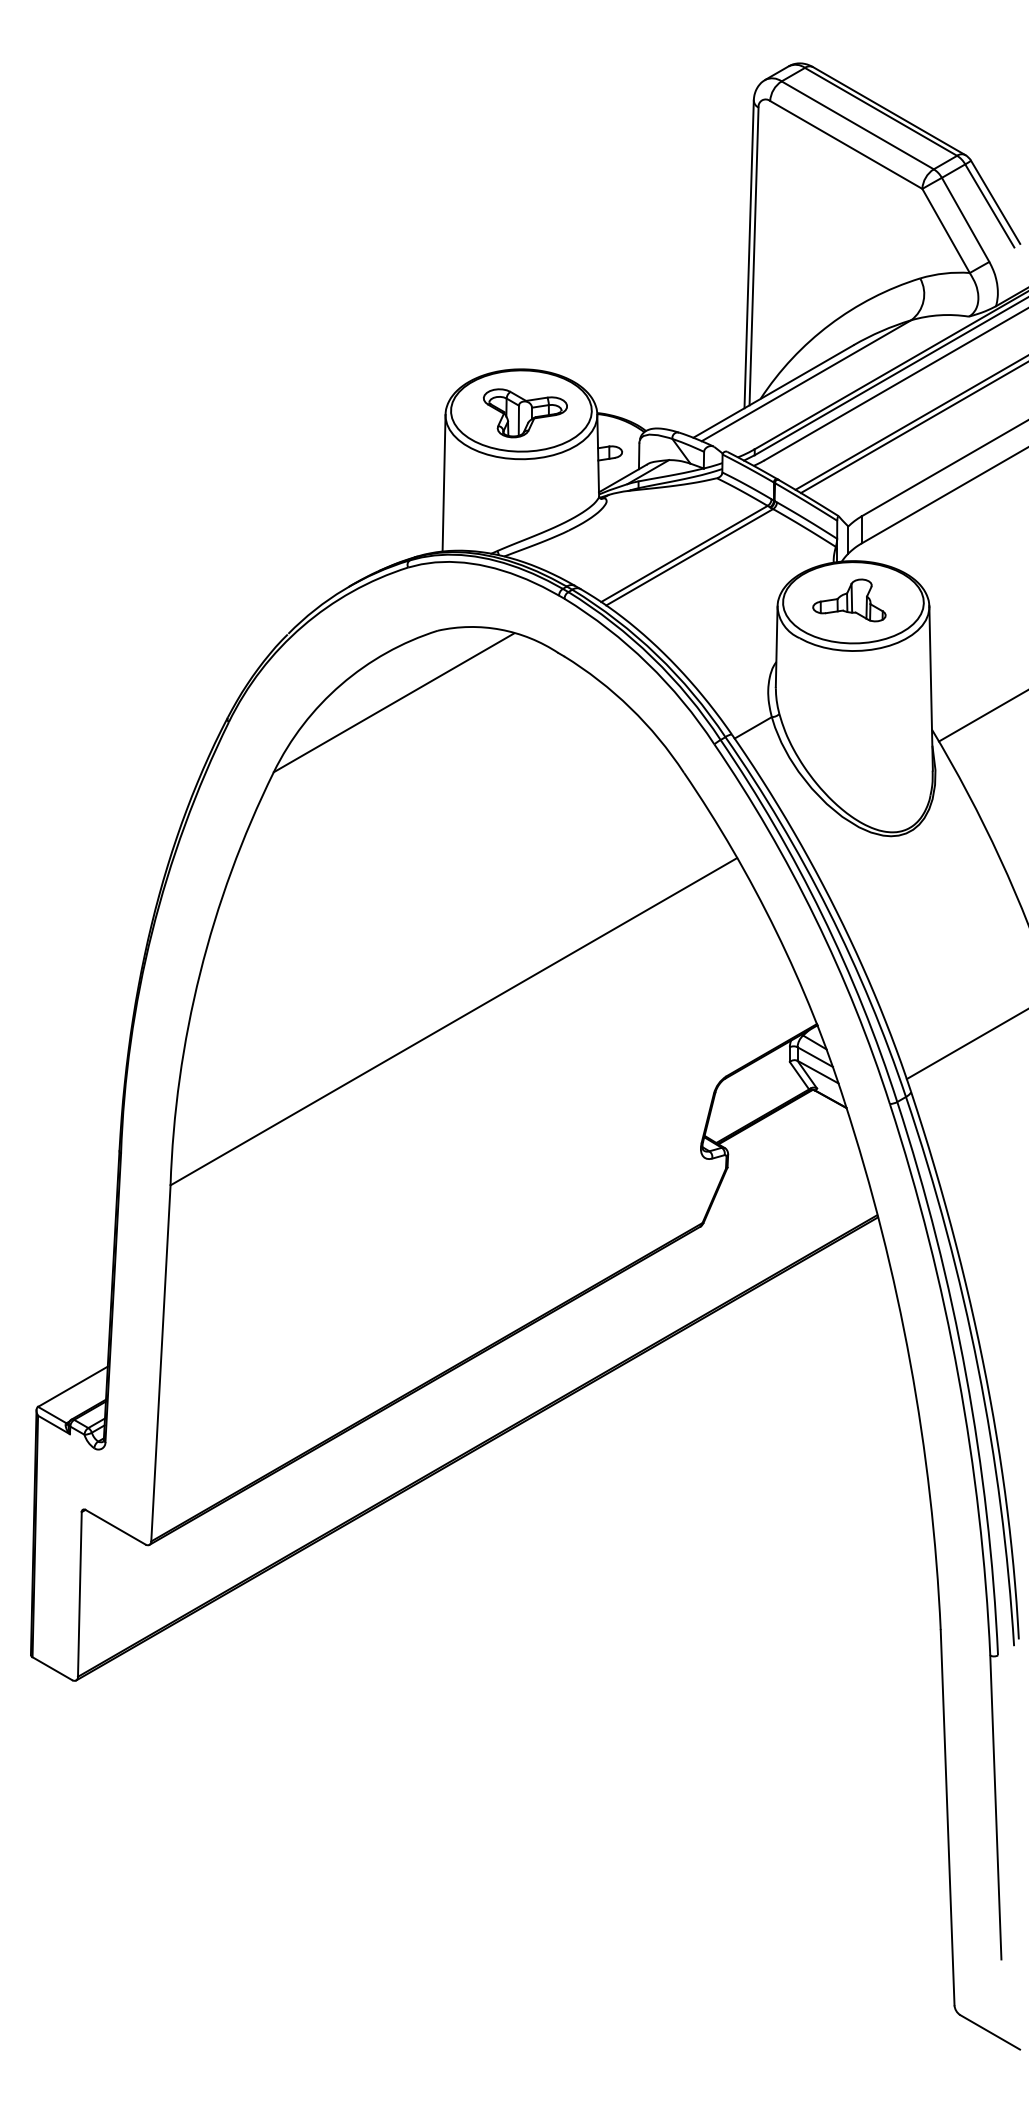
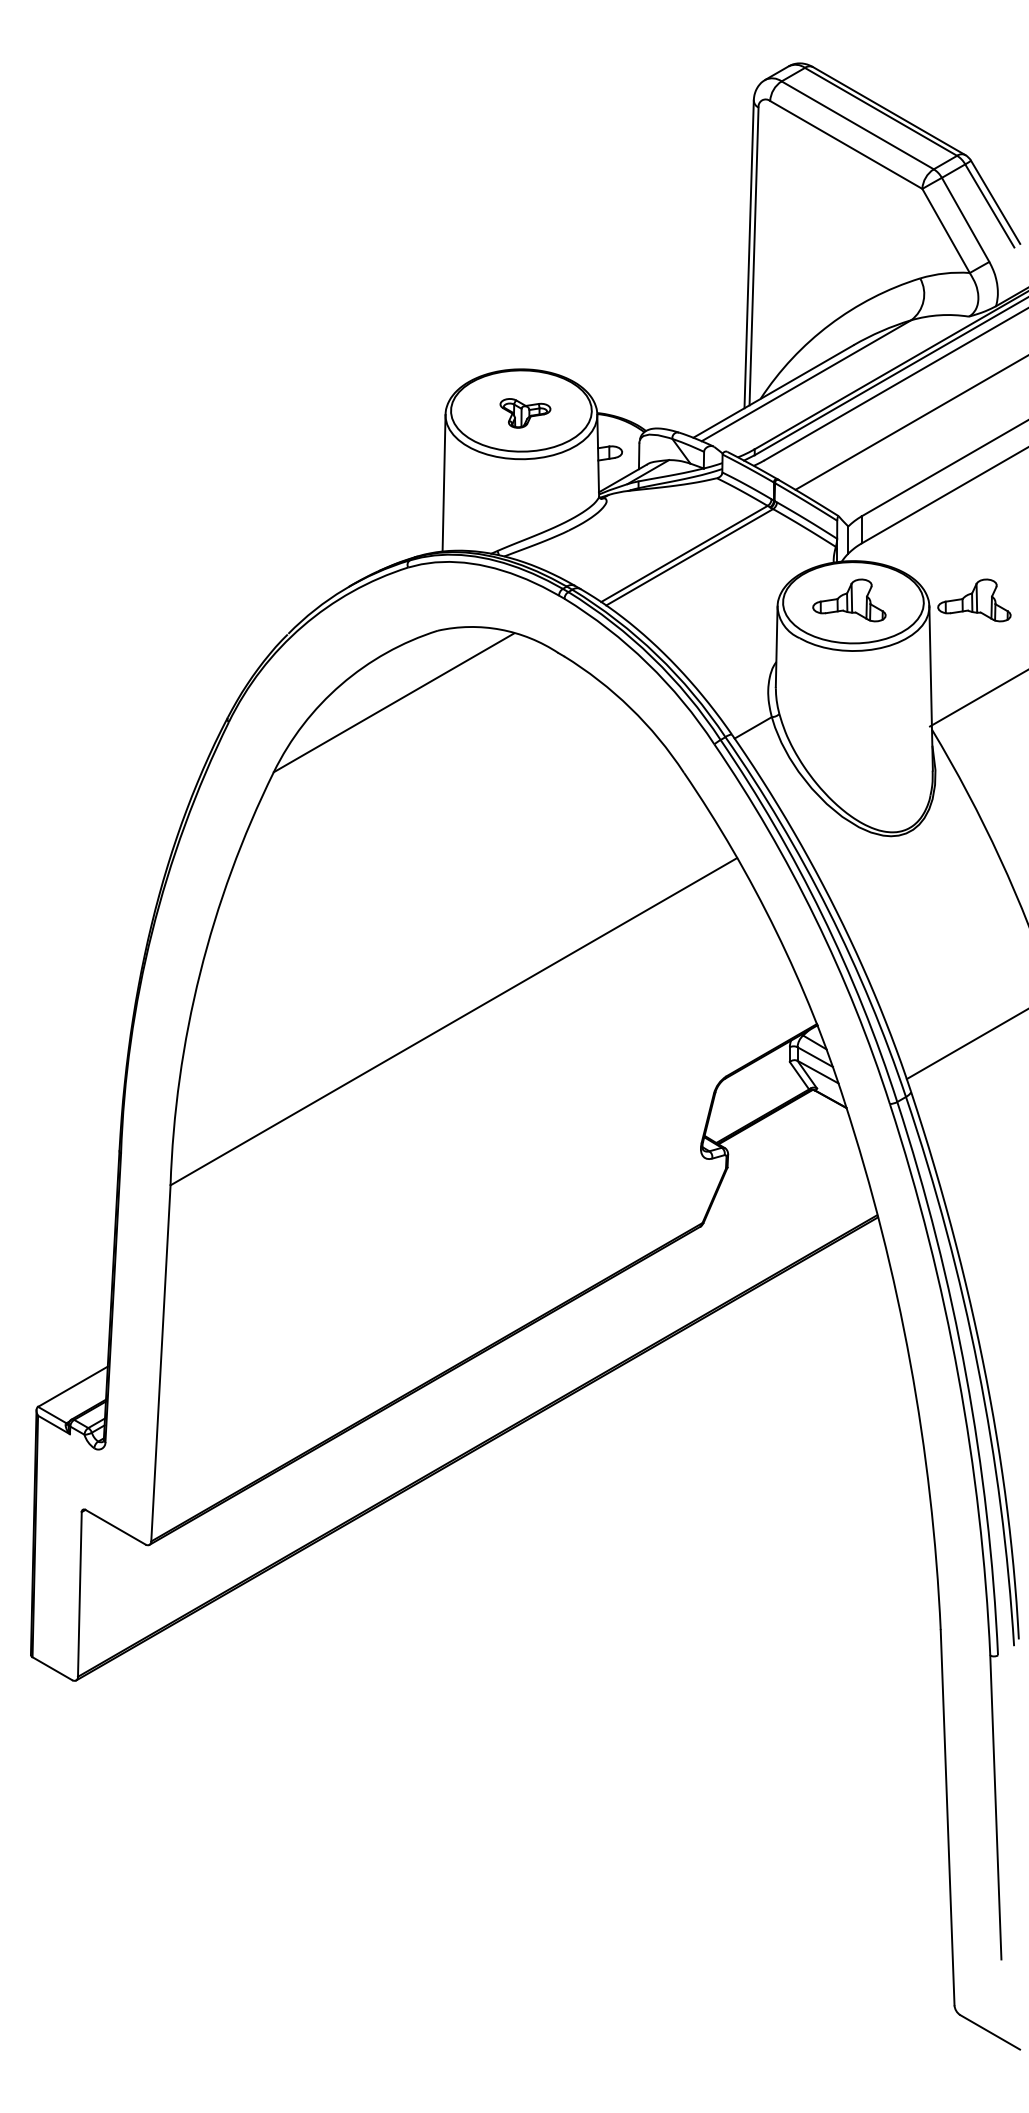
part size: 85x51 px -> 53x31 px (525, 413)
line: present -> none (912, 428)
part: none -> present (974, 600)
line position: (981, 716) -> (977, 698) (977, 698)
